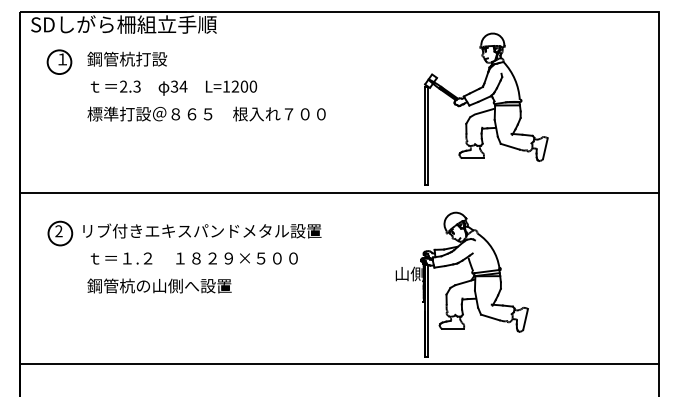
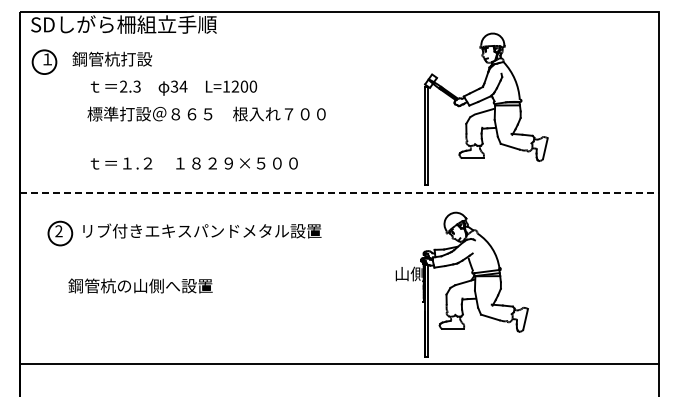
part position: (106, 61) -> (91, 61) (91, 61)
line: solid -> dashed (339, 192)
text position: (193, 258) -> (193, 163) (193, 163)
text position: (159, 285) -> (140, 285) (140, 285)
